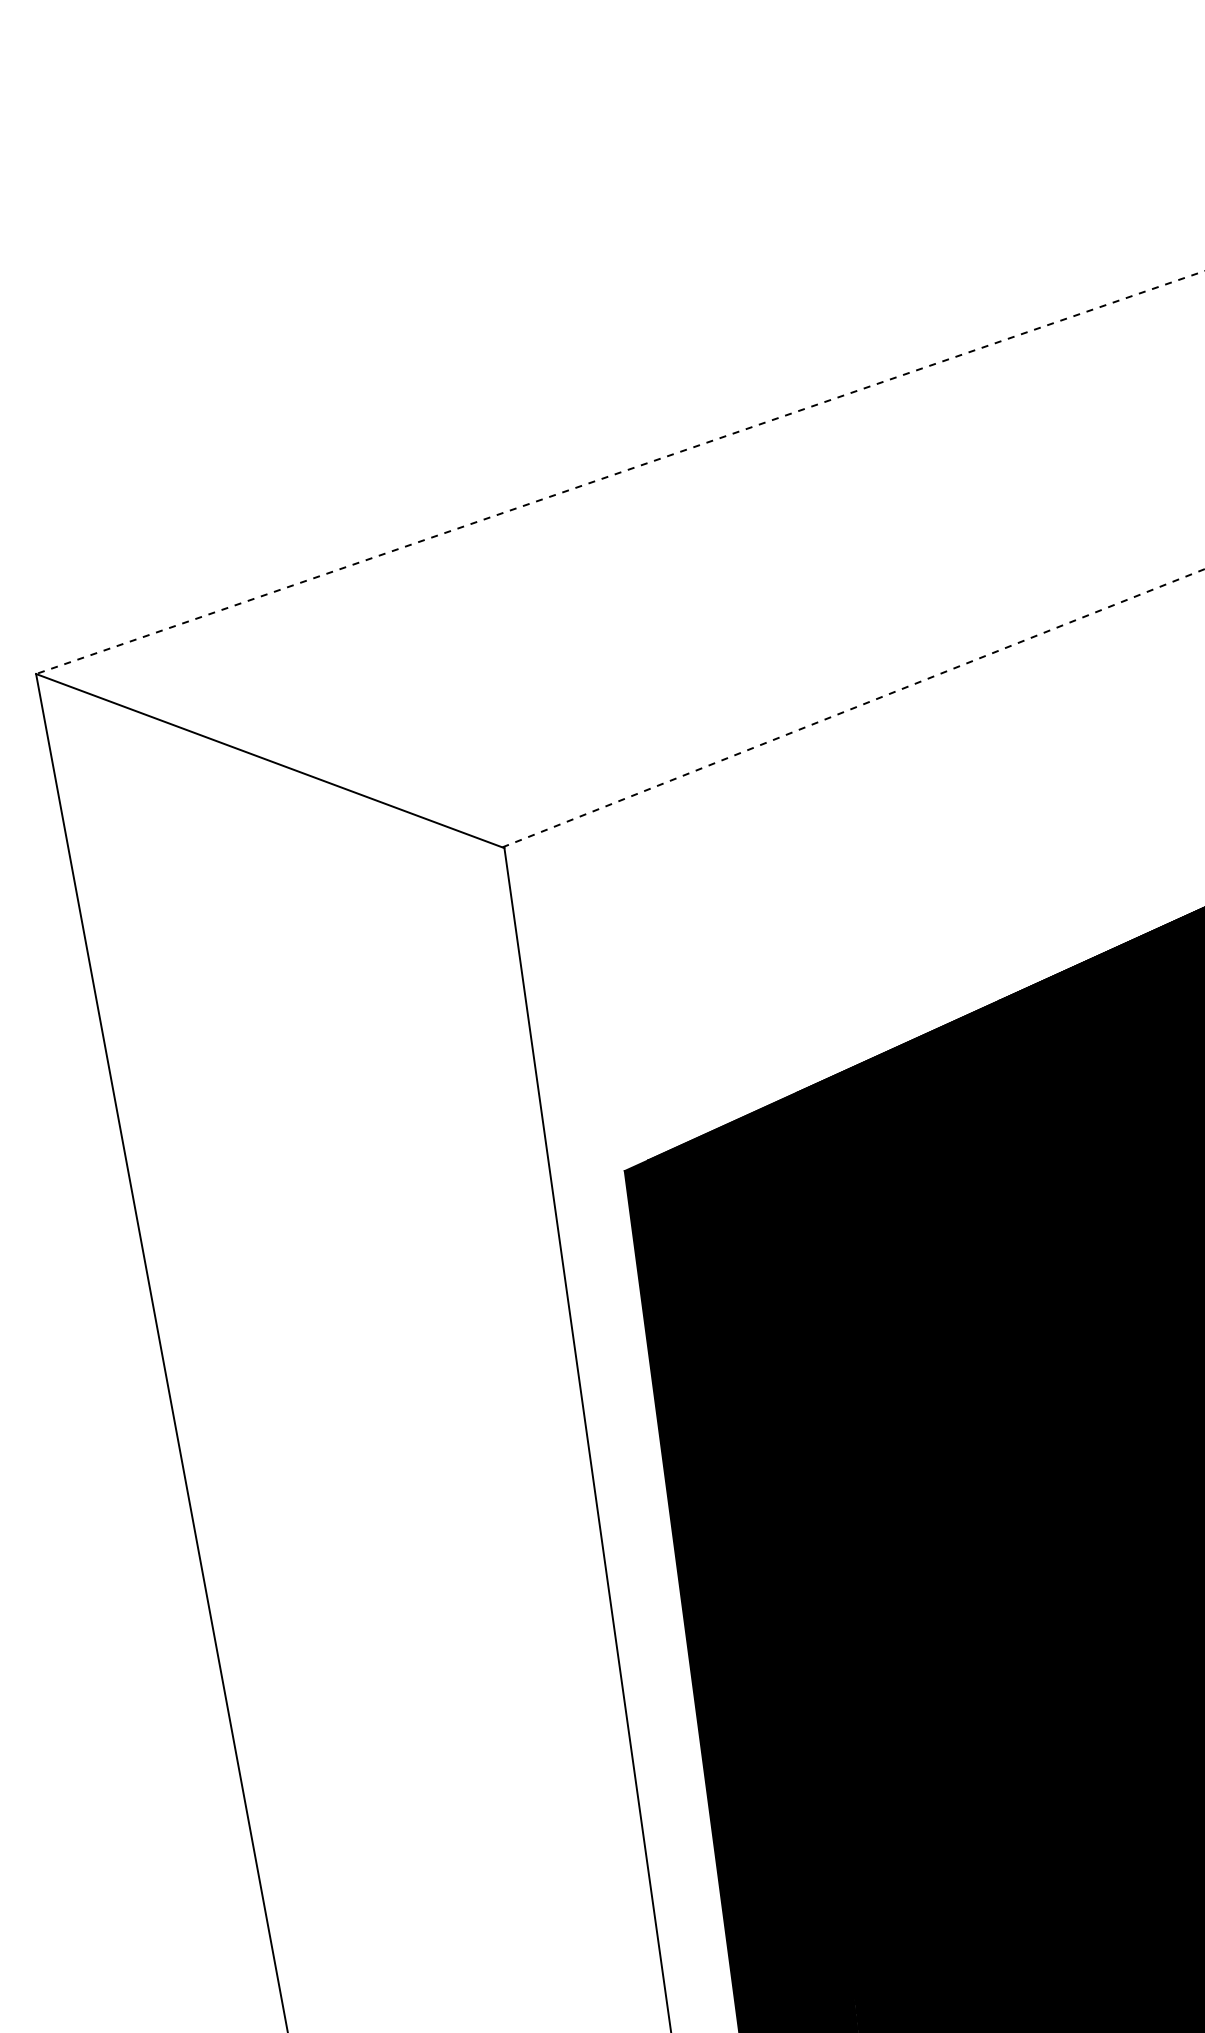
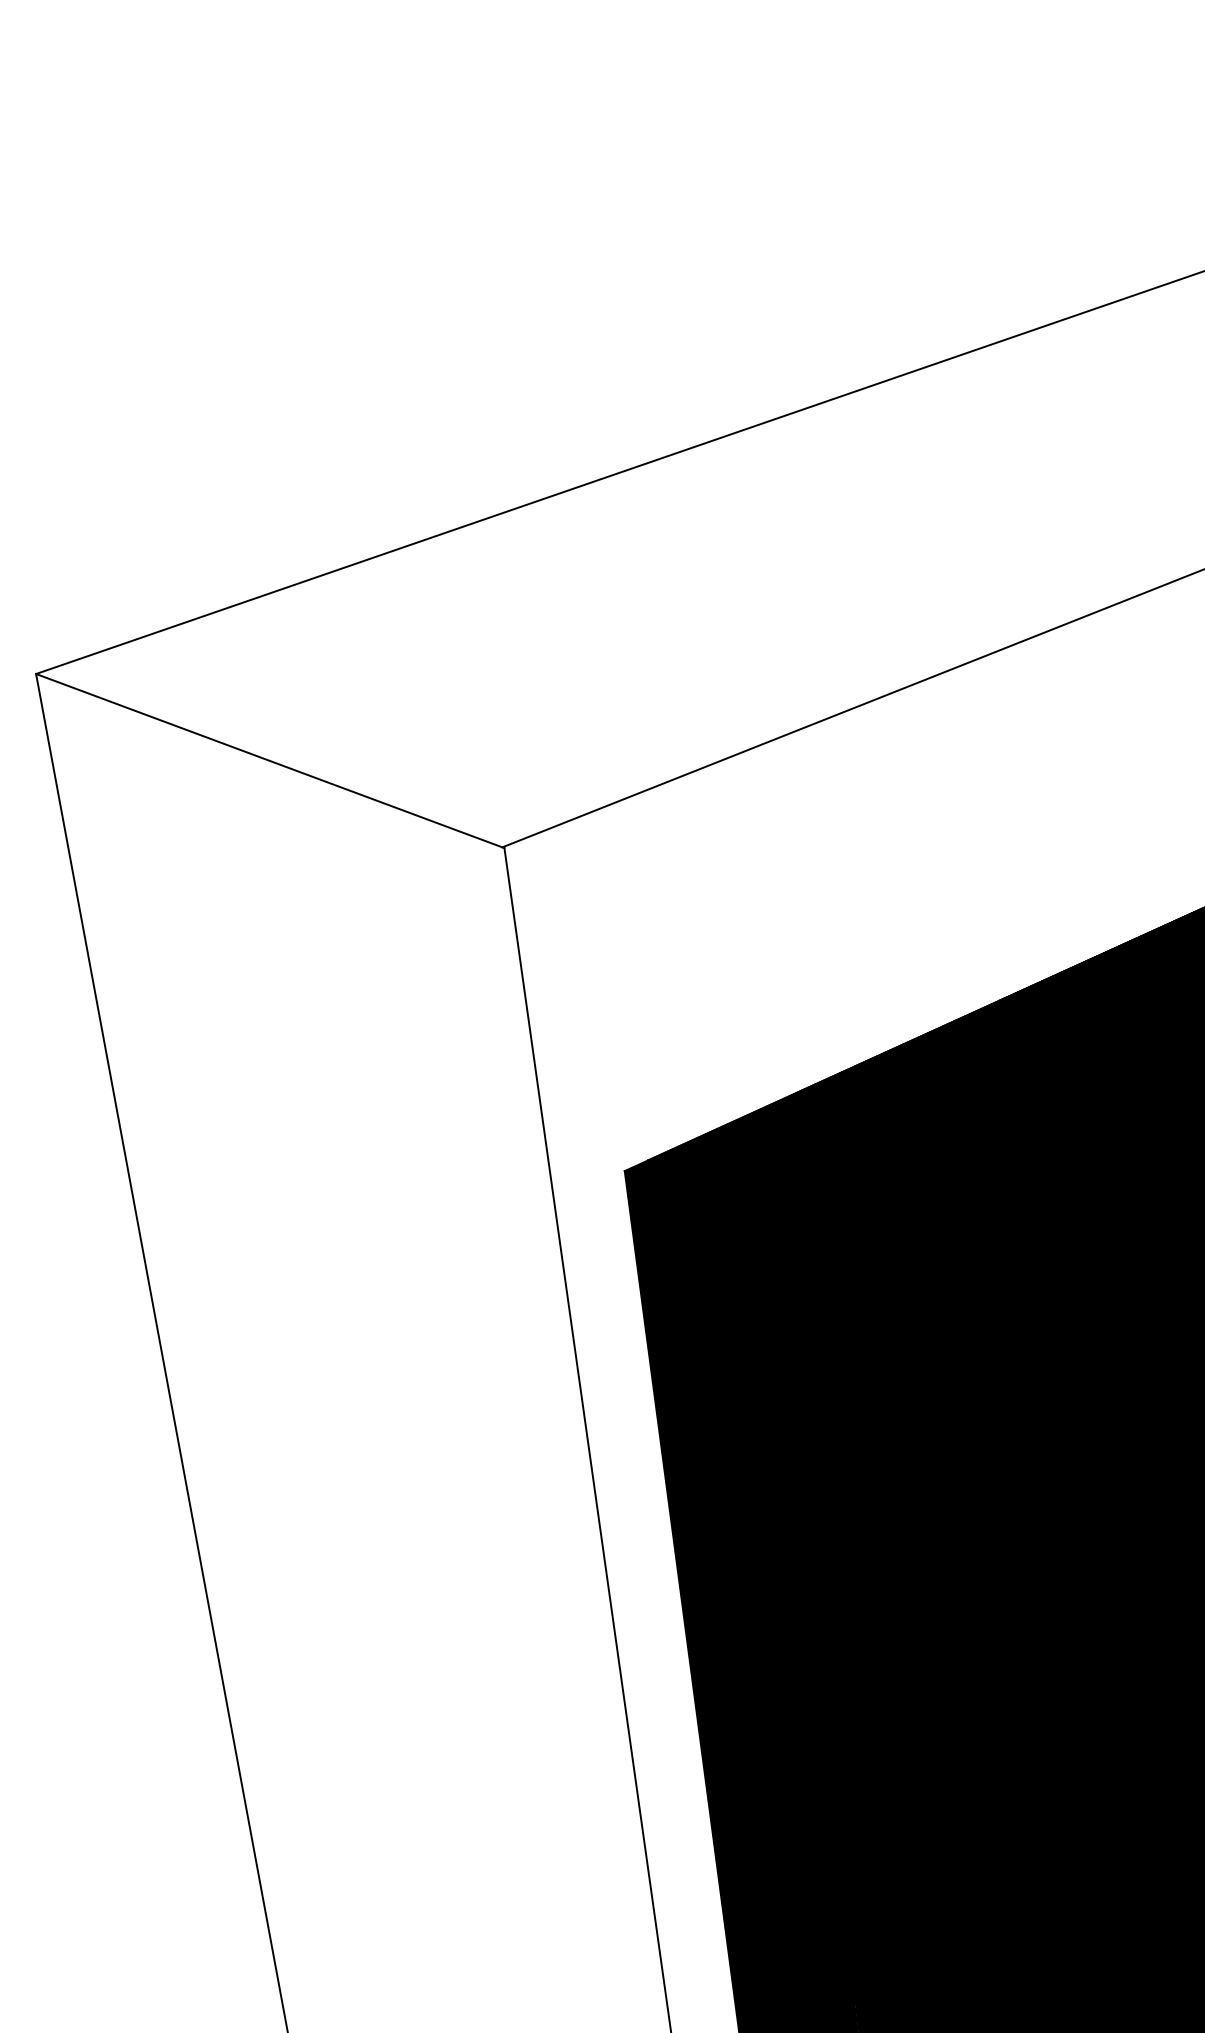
line: dashed -> solid (620, 472)
line: dashed -> solid (853, 708)
